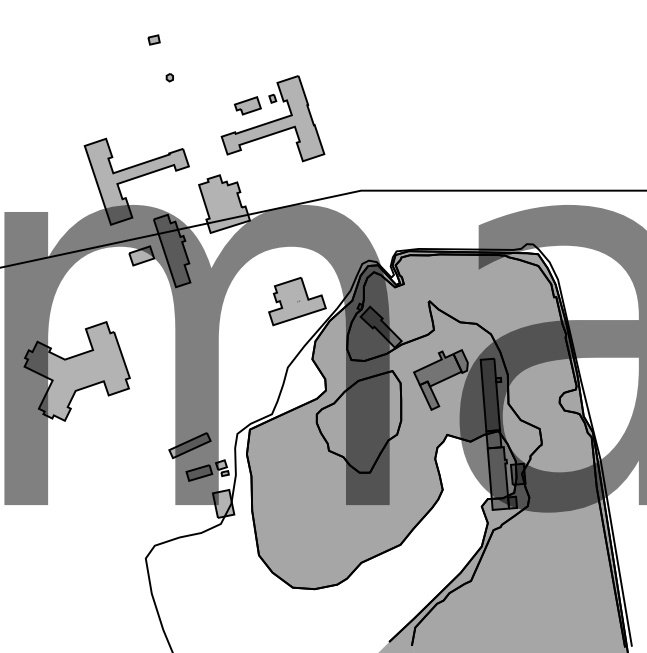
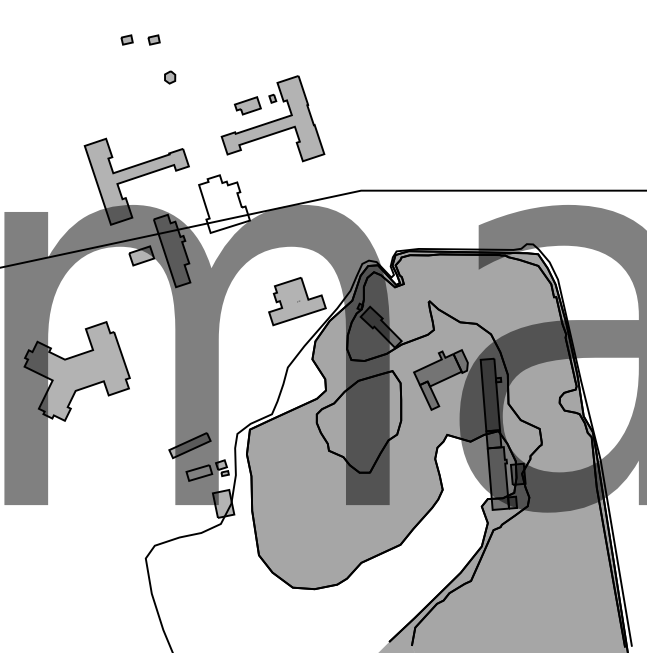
part: none -> present (126, 39)
part size: 9x10 px -> 13x15 px (170, 77)
fill: present -> none (224, 203)
fill: present -> none (199, 472)
